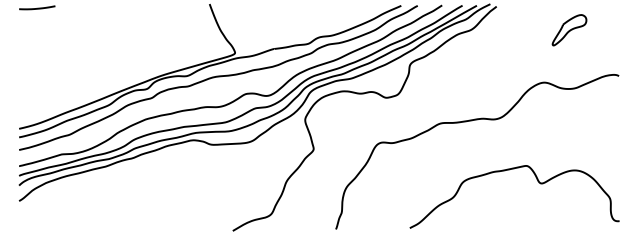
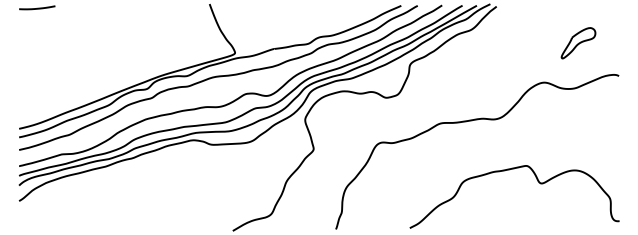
part position: (569, 30) -> (578, 43) (578, 43)
